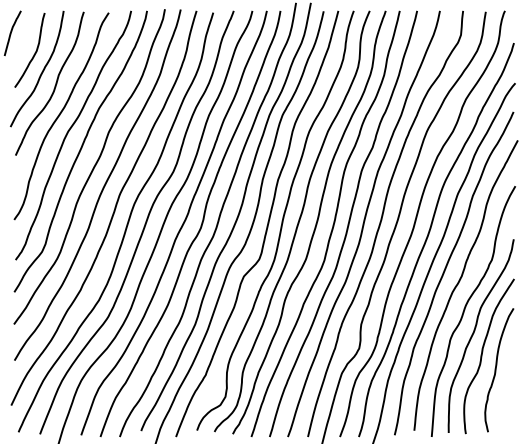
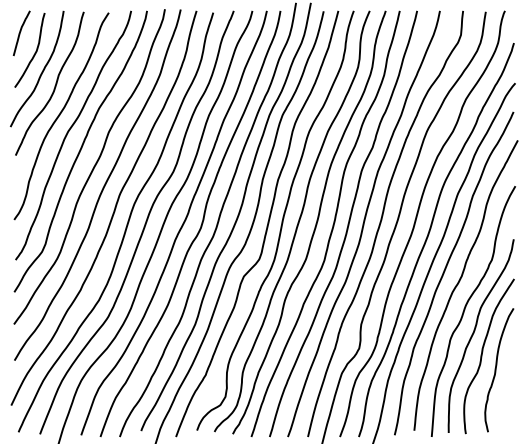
curve position: (11, 33) -> (20, 33) (20, 33)
